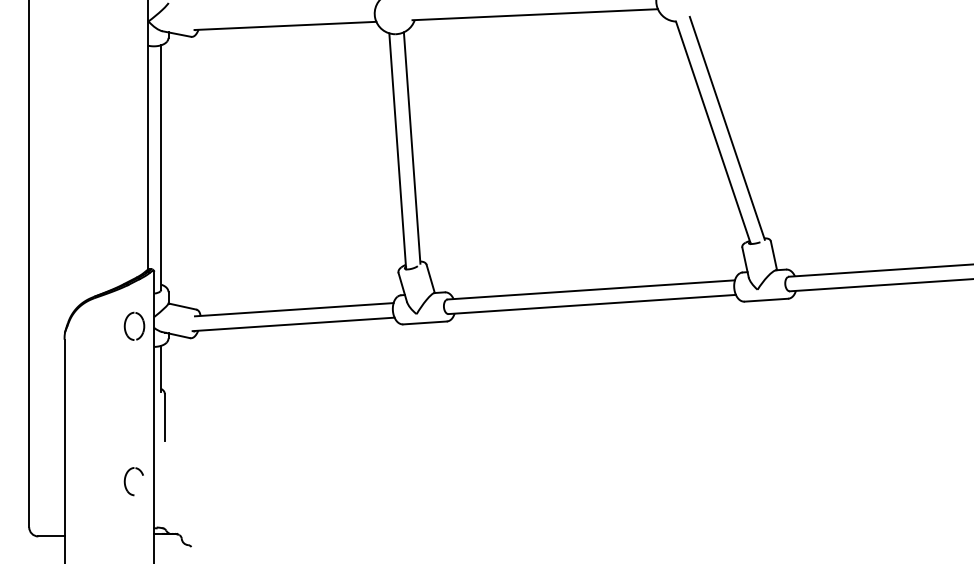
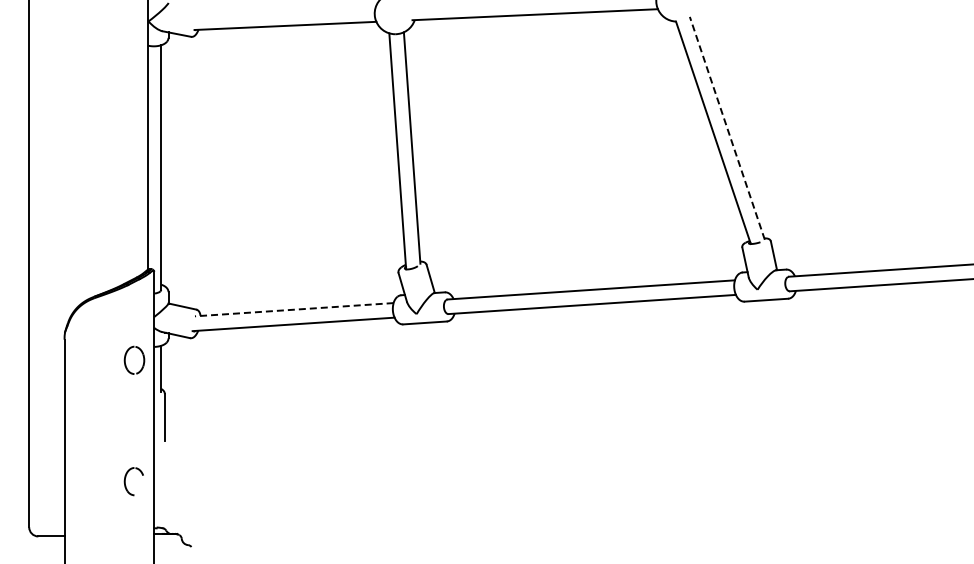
line: solid -> dashed (727, 128)
line: solid -> dashed (294, 309)
part position: (126, 322) -> (126, 356) (126, 356)
